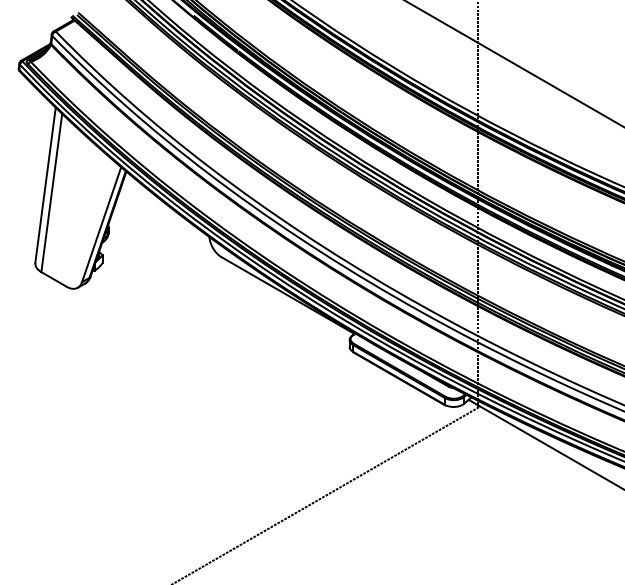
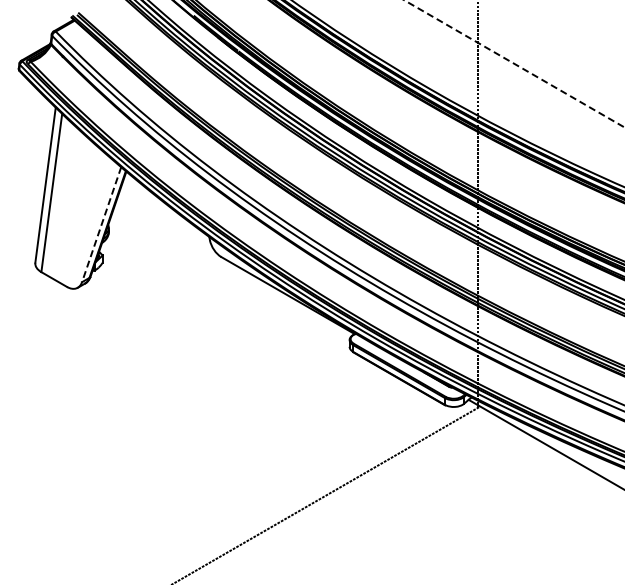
line: solid -> dashed (514, 63)
line: solid -> dashed (101, 224)
